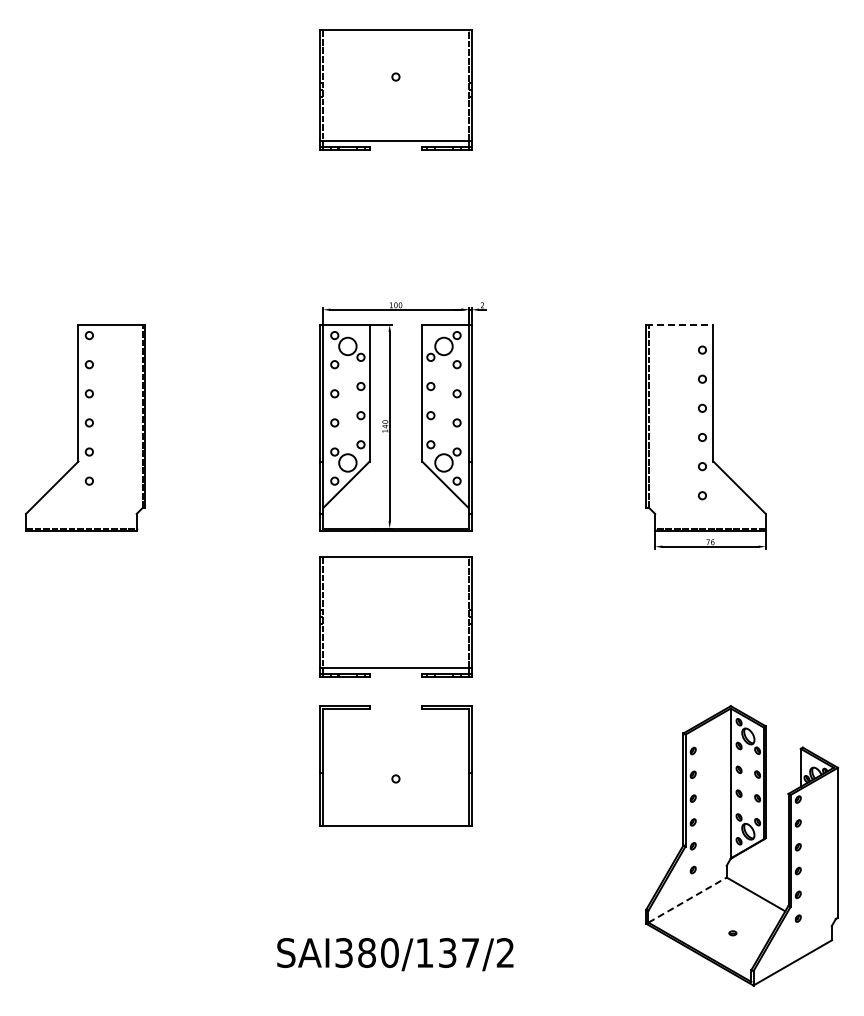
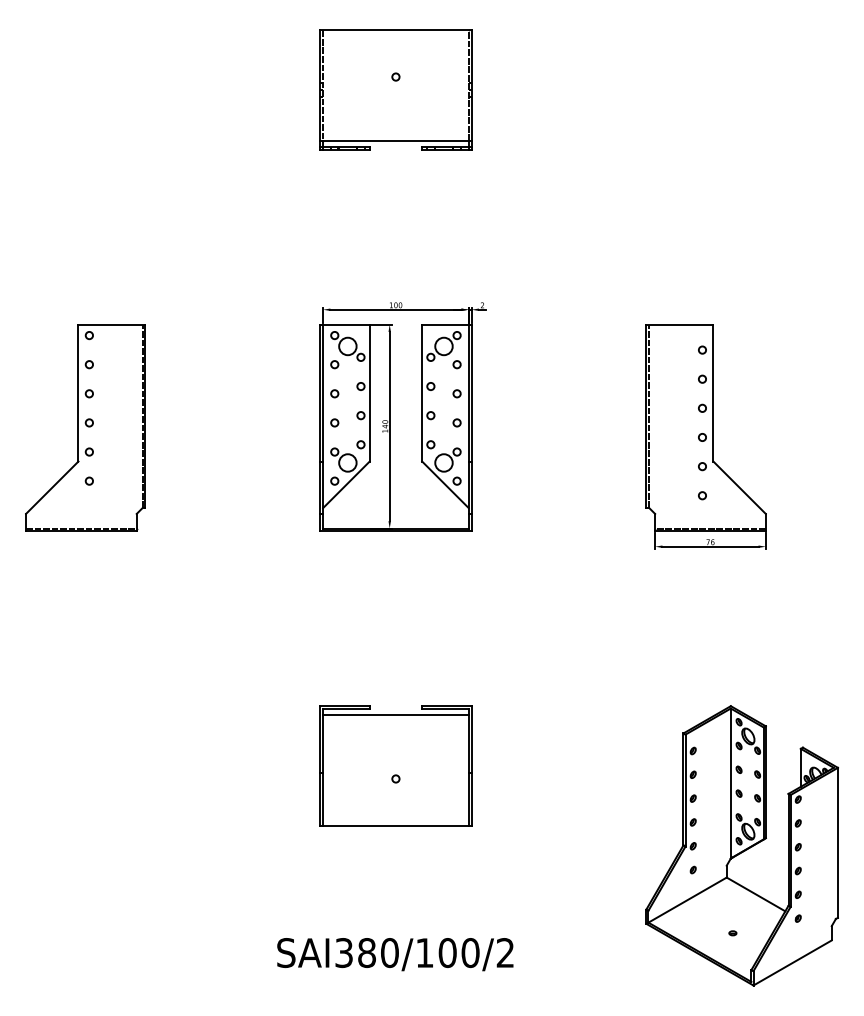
line: dashed -> solid (680, 324)
part: present -> none (395, 616)
line: none -> present (395, 714)
line: dashed -> solid (688, 899)
text: SAI380/137/2 -> SAI380/100/2 (458, 953)
